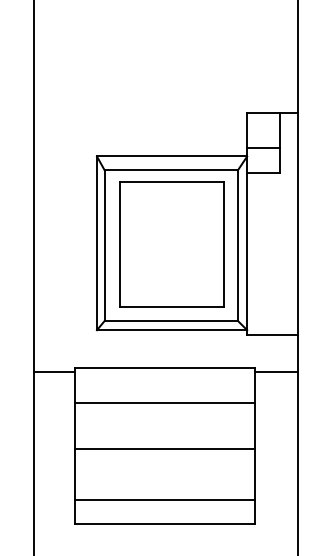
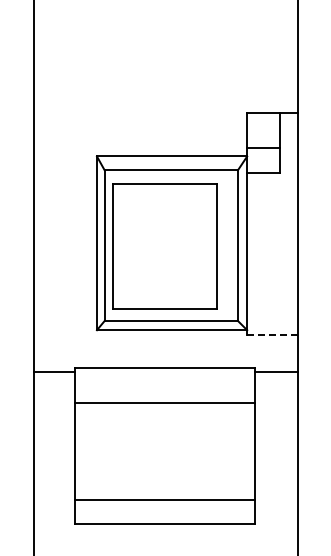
part position: (171, 244) -> (164, 246) (164, 246)
line: solid -> dashed (273, 334)
line: present -> none (164, 448)
